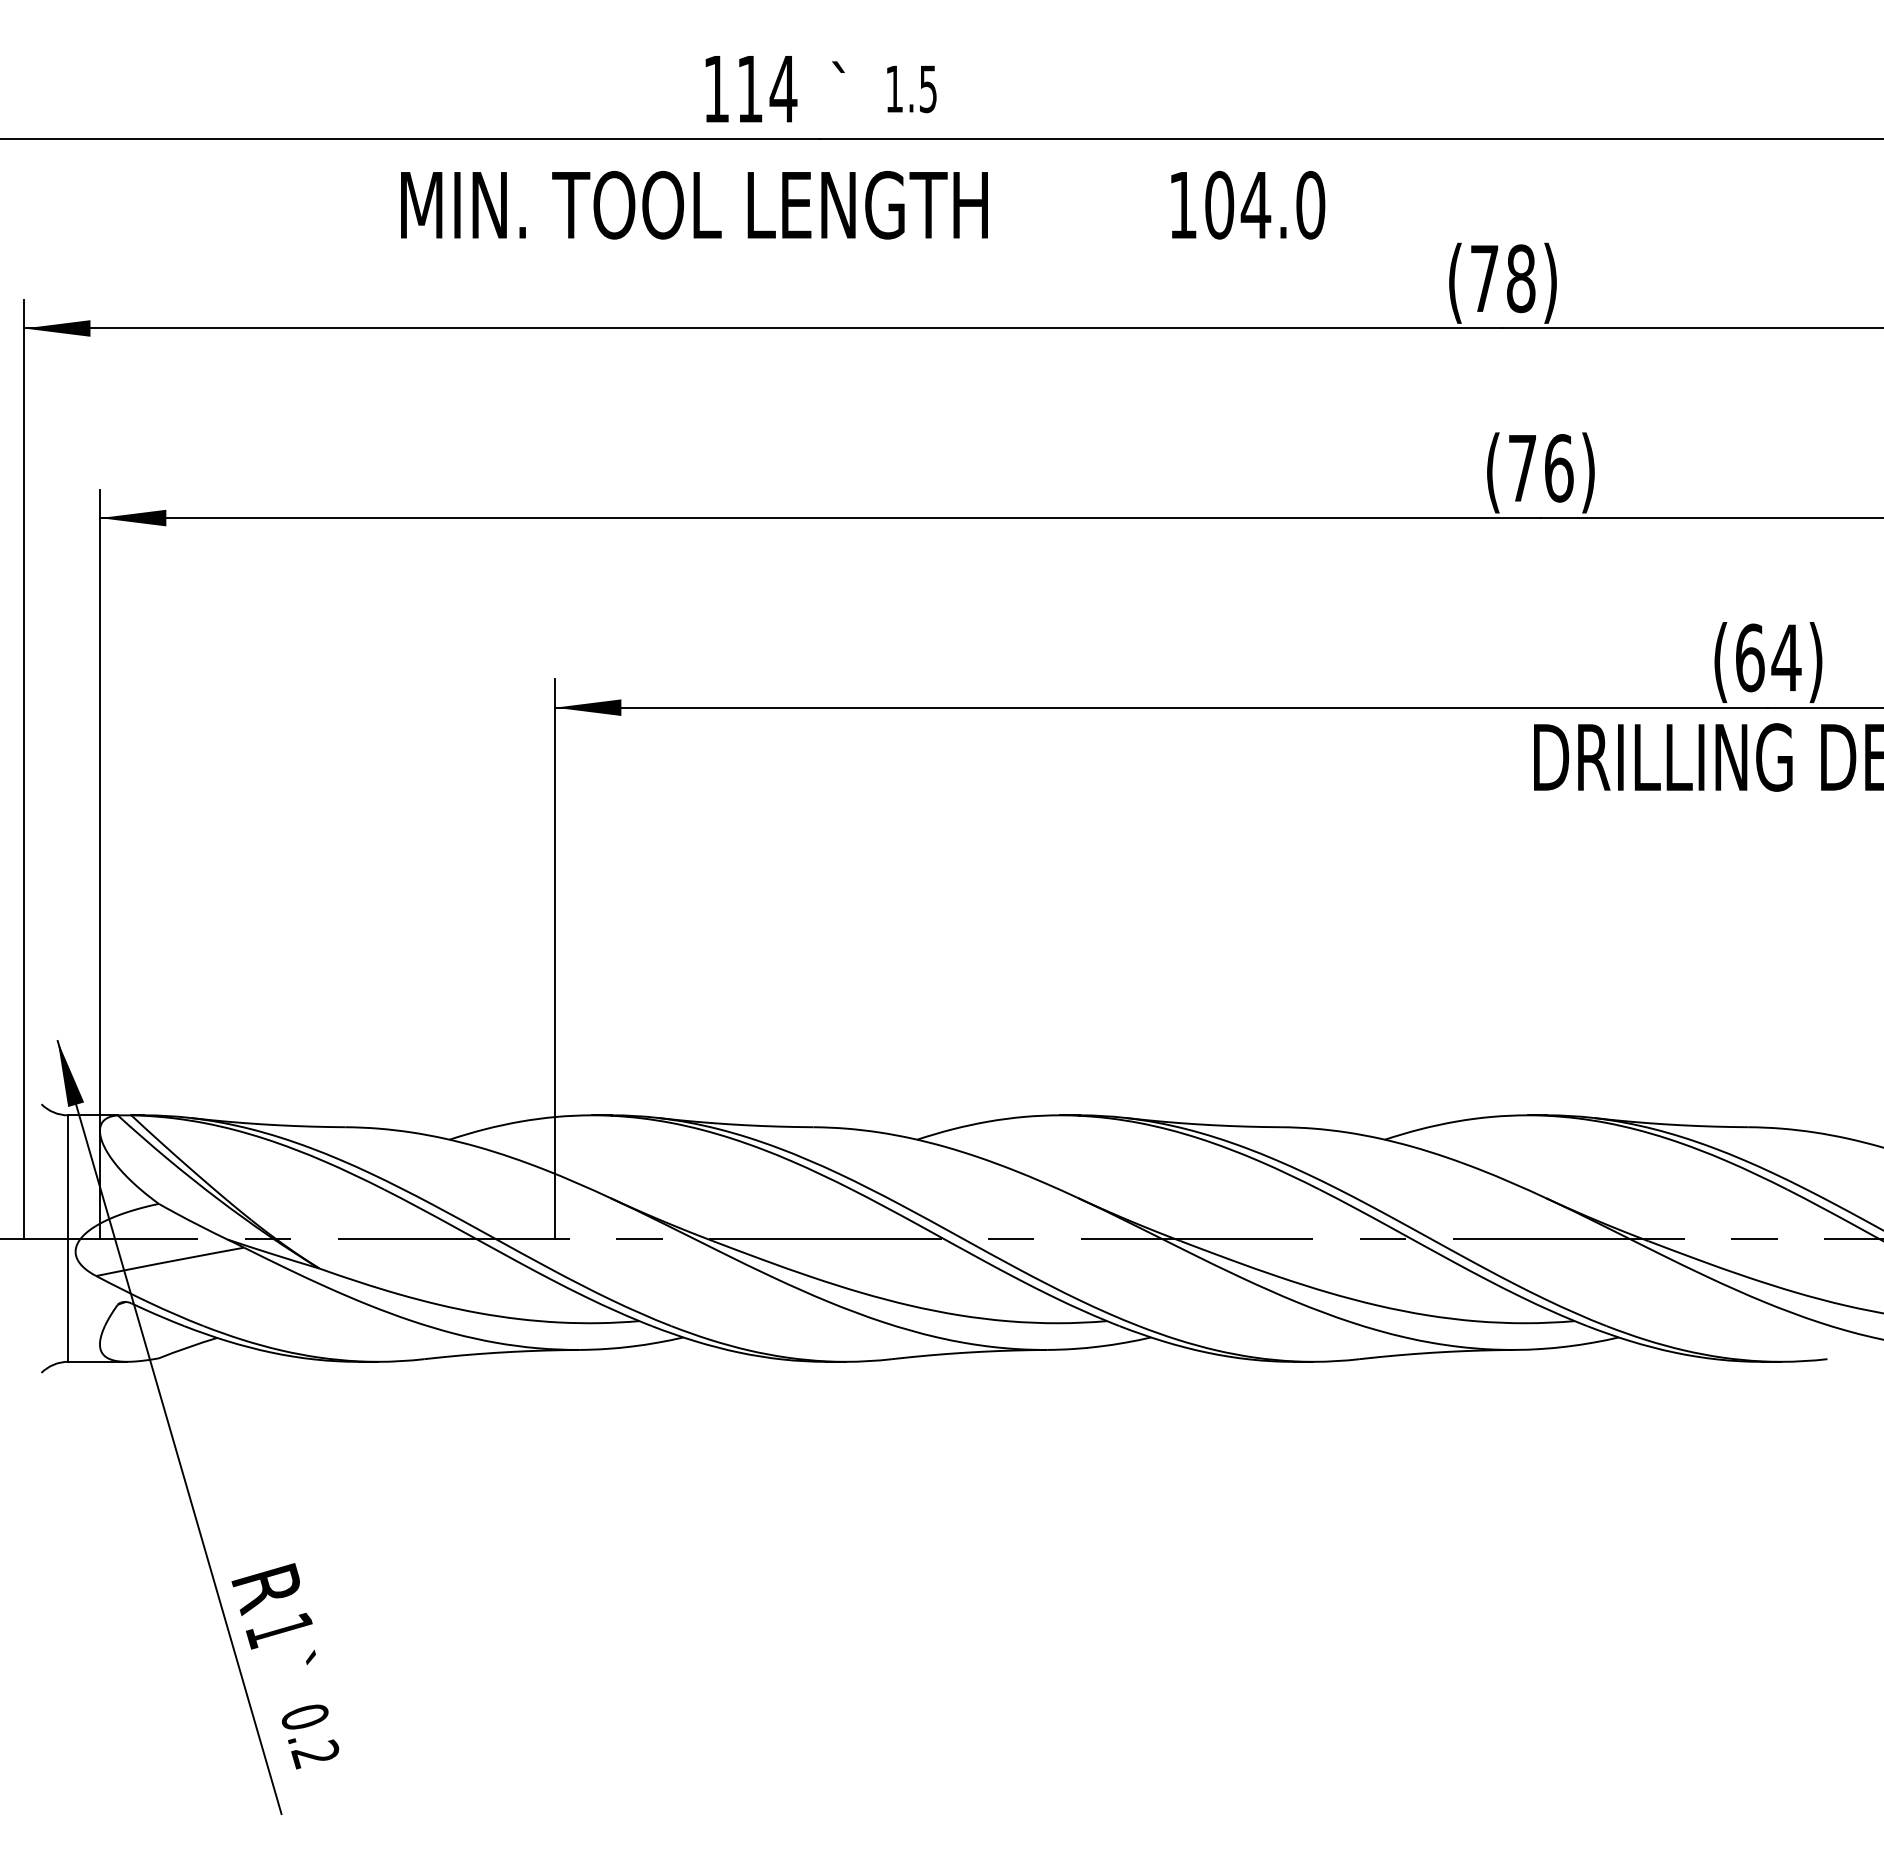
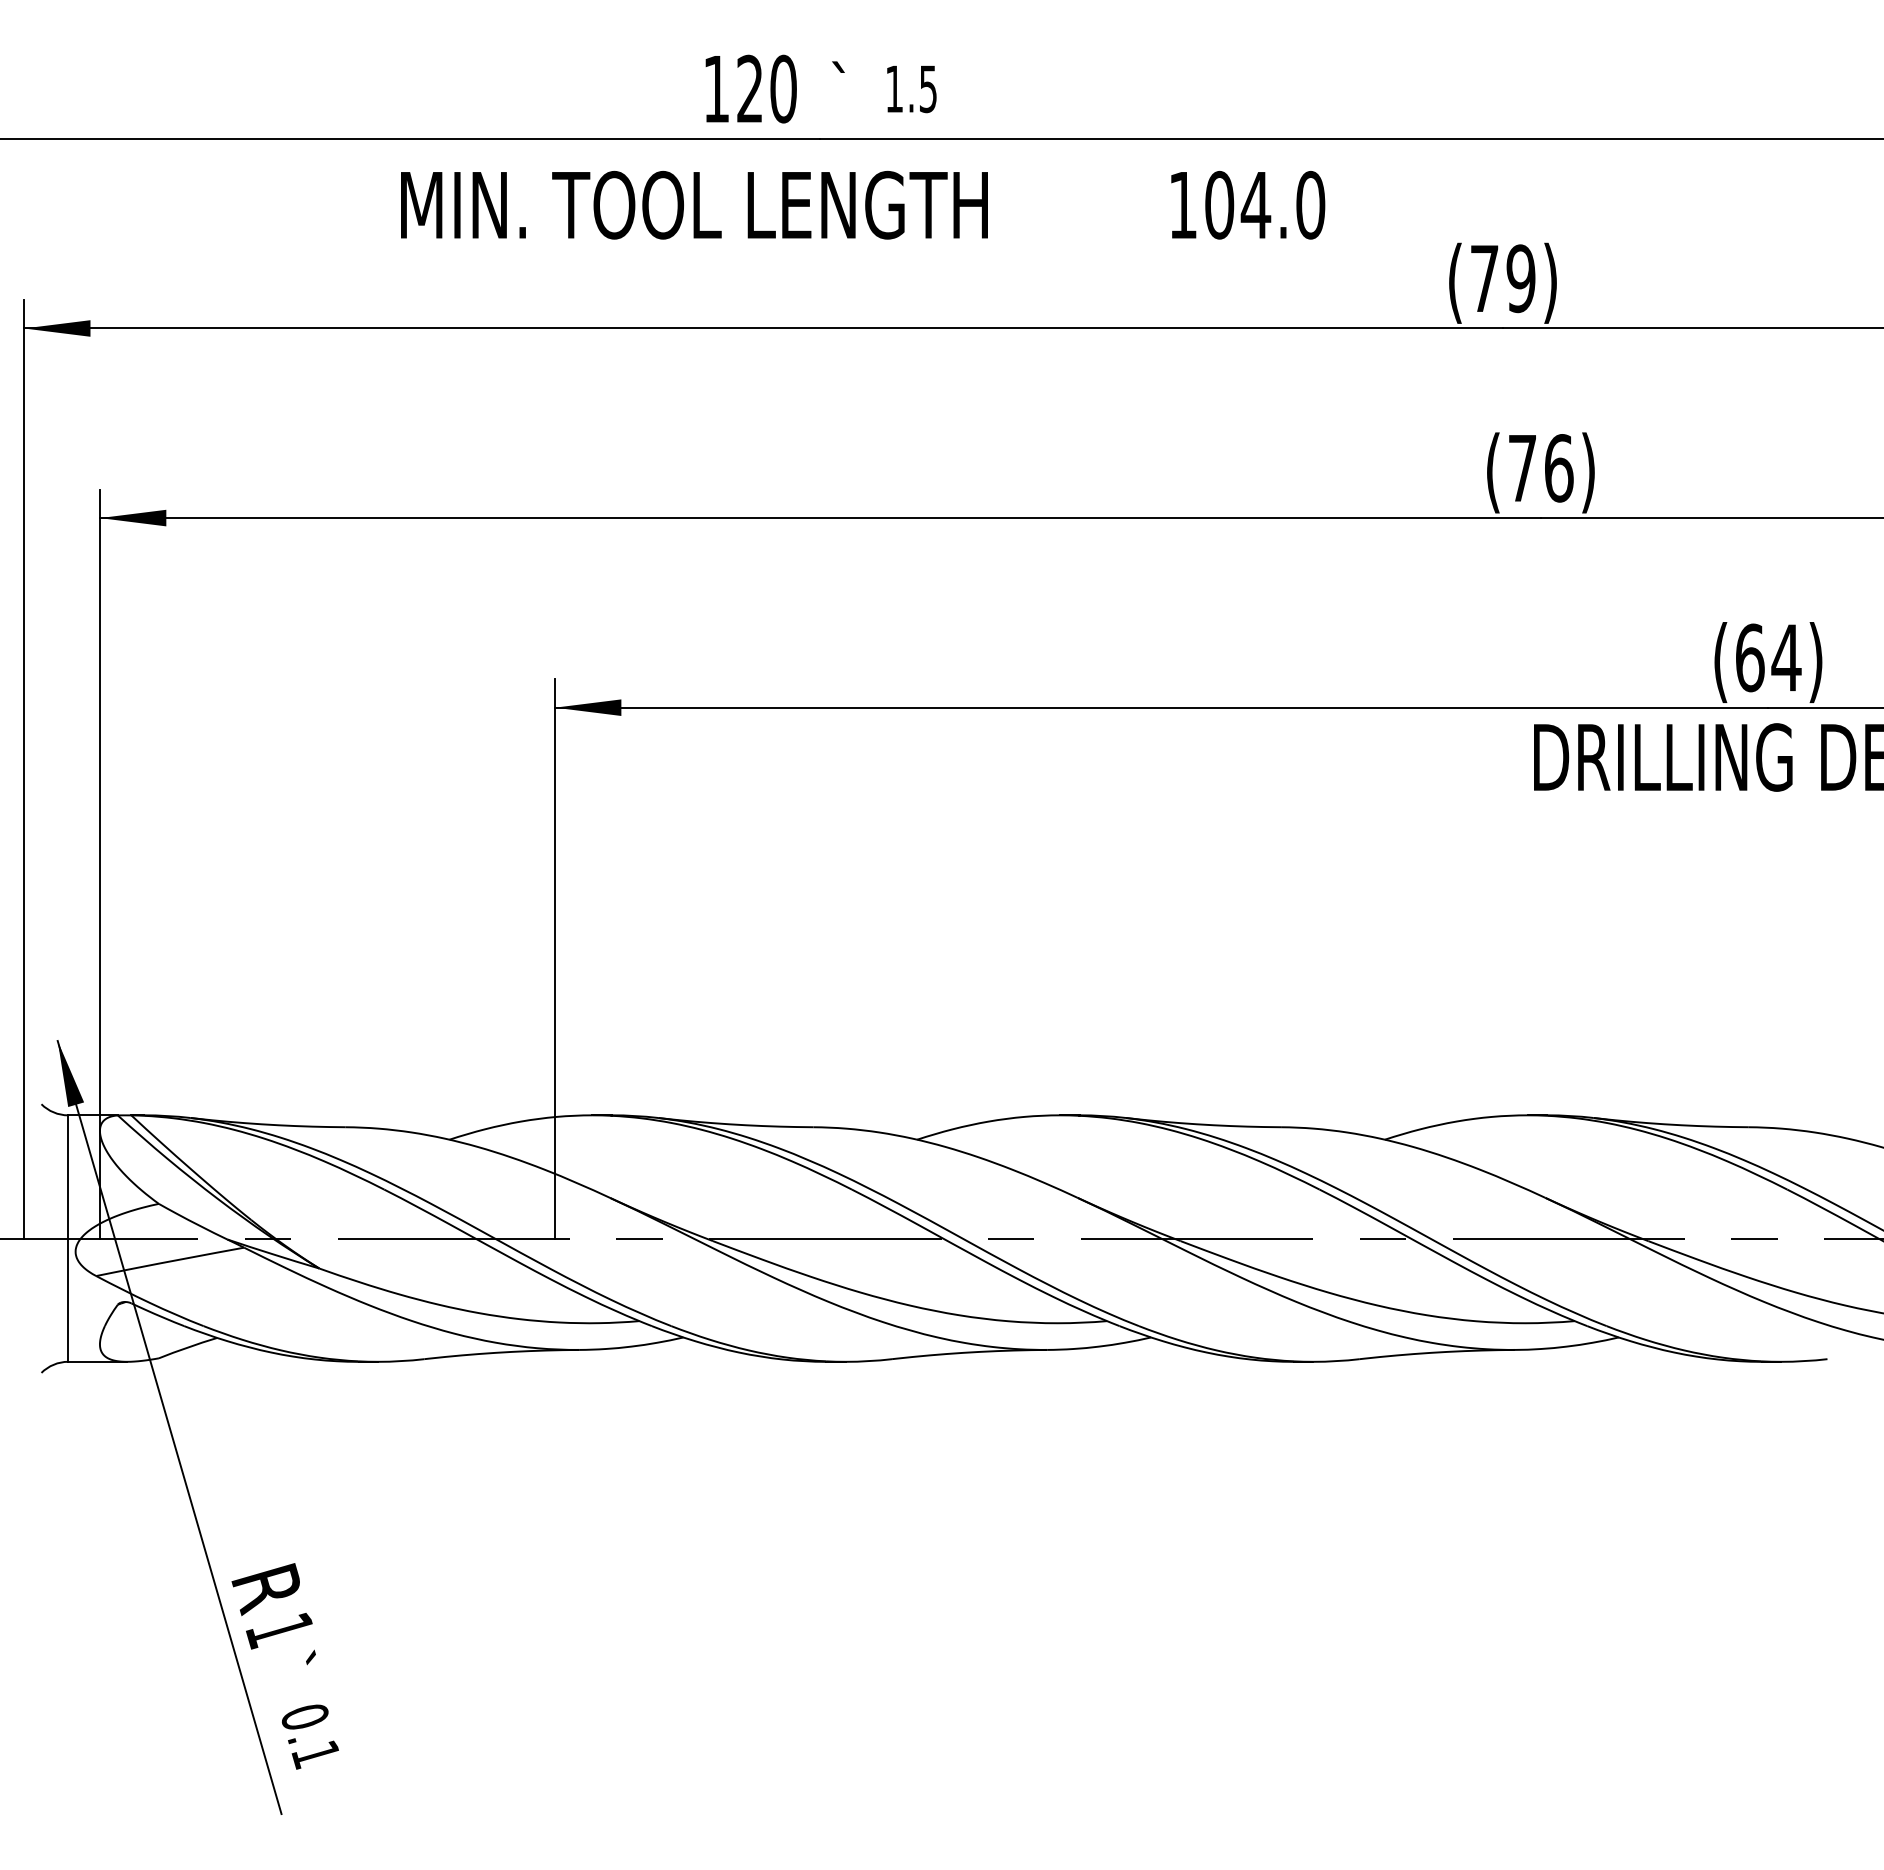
text: 114 -> 120 (767, 88)
text: (78) -> (79) (1520, 278)
text: 0.2 -> 0.1 (315, 1754)
